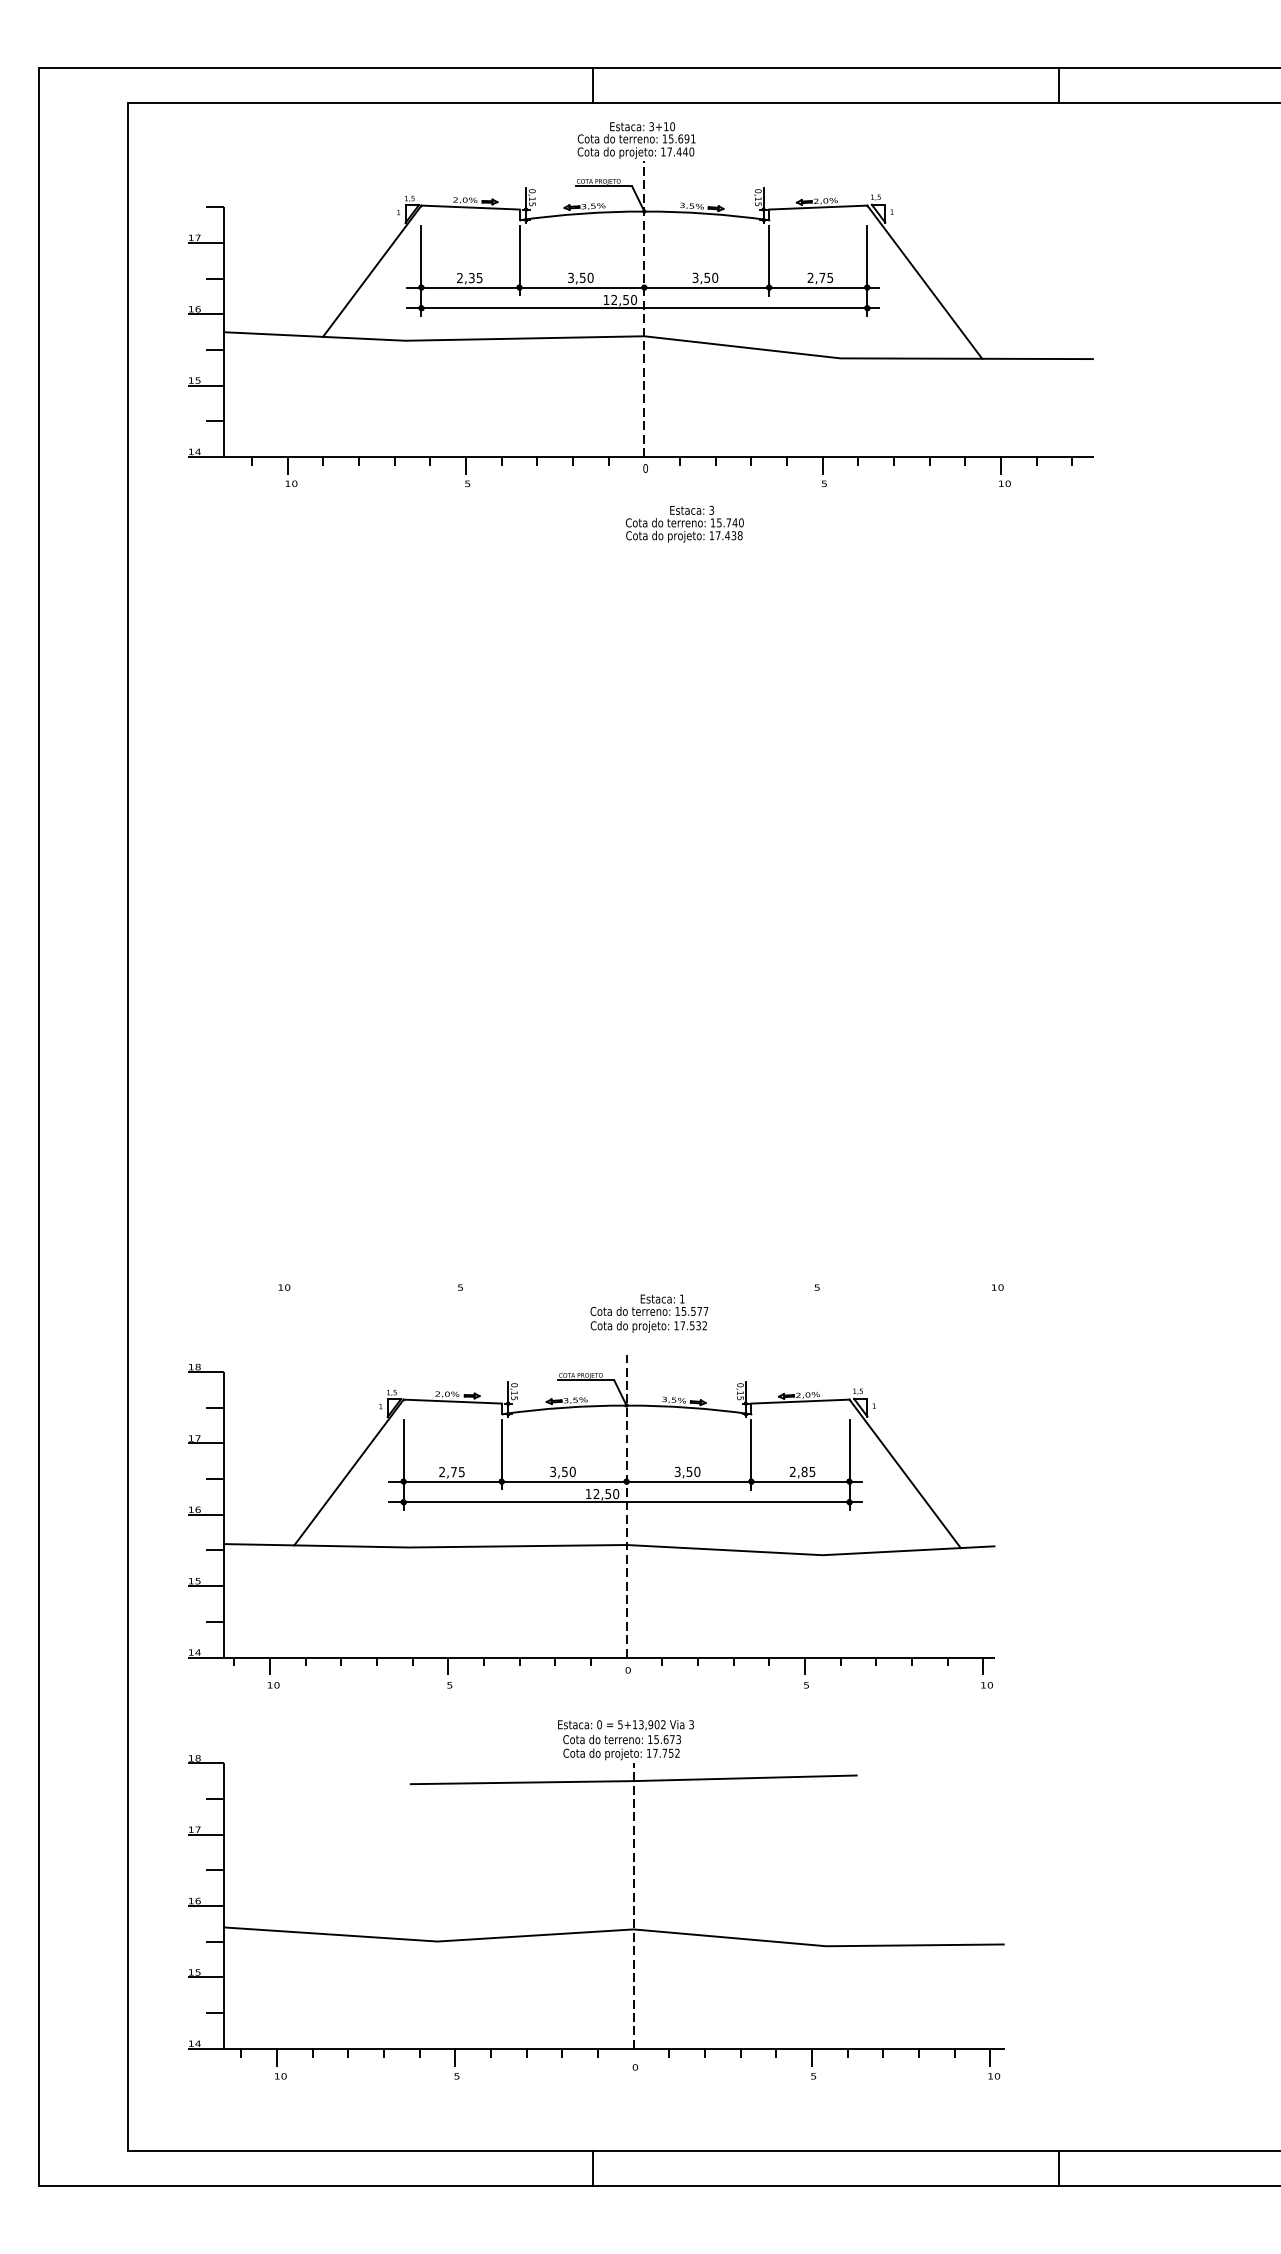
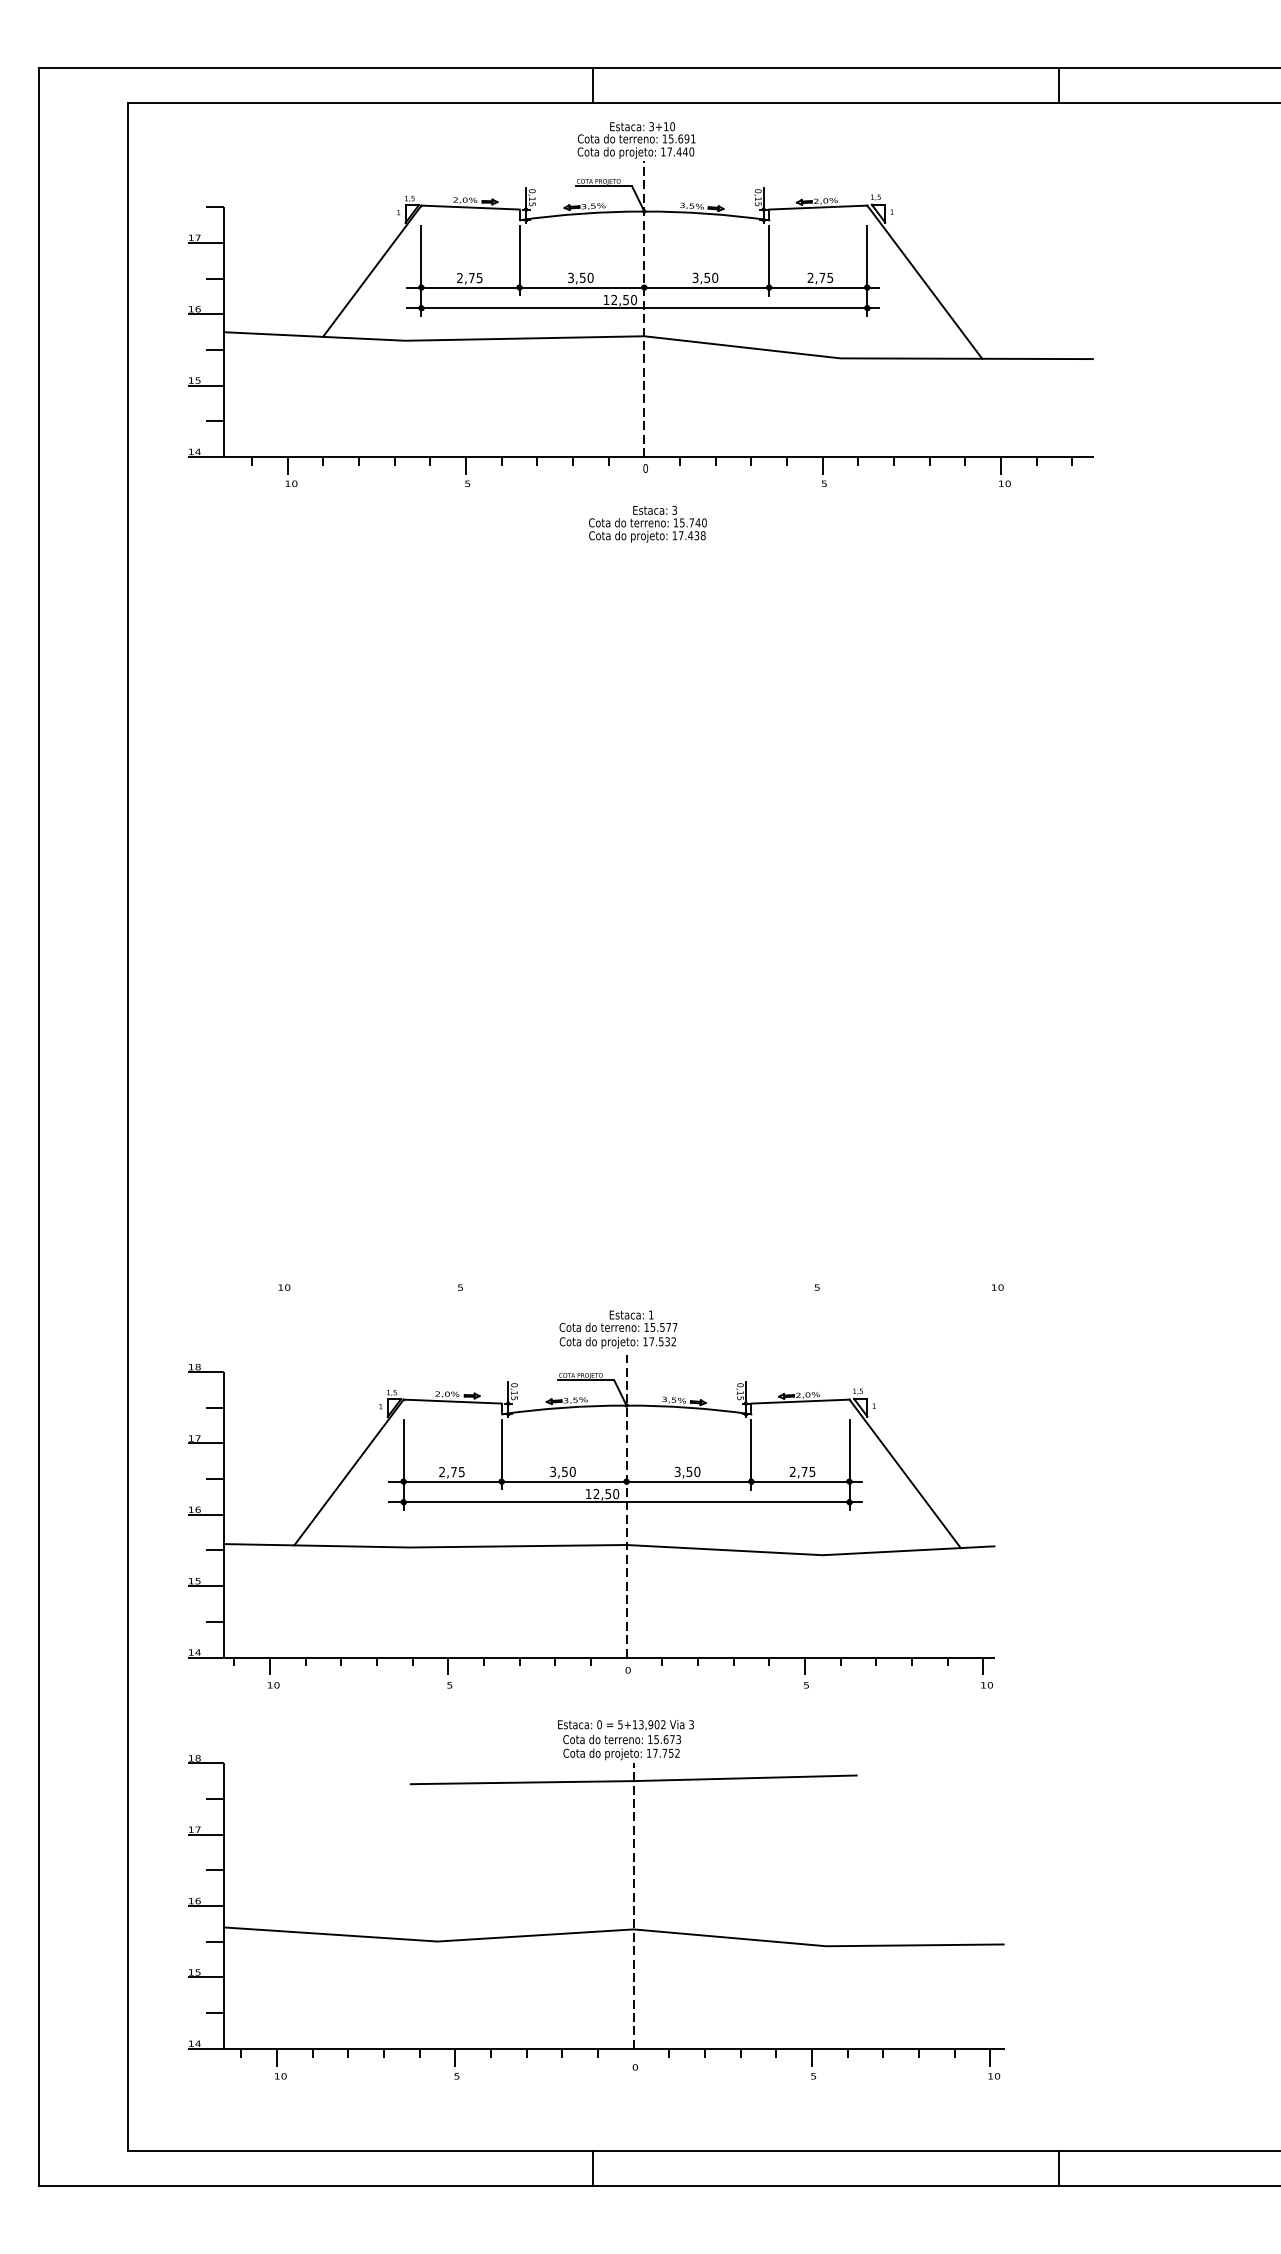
text: 2,35 -> 2,75 (471, 278)
text position: (684, 523) -> (647, 523) (647, 523)
text position: (649, 1313) -> (618, 1329) (618, 1329)
text: 2,85 -> 2,75 (804, 1471)
